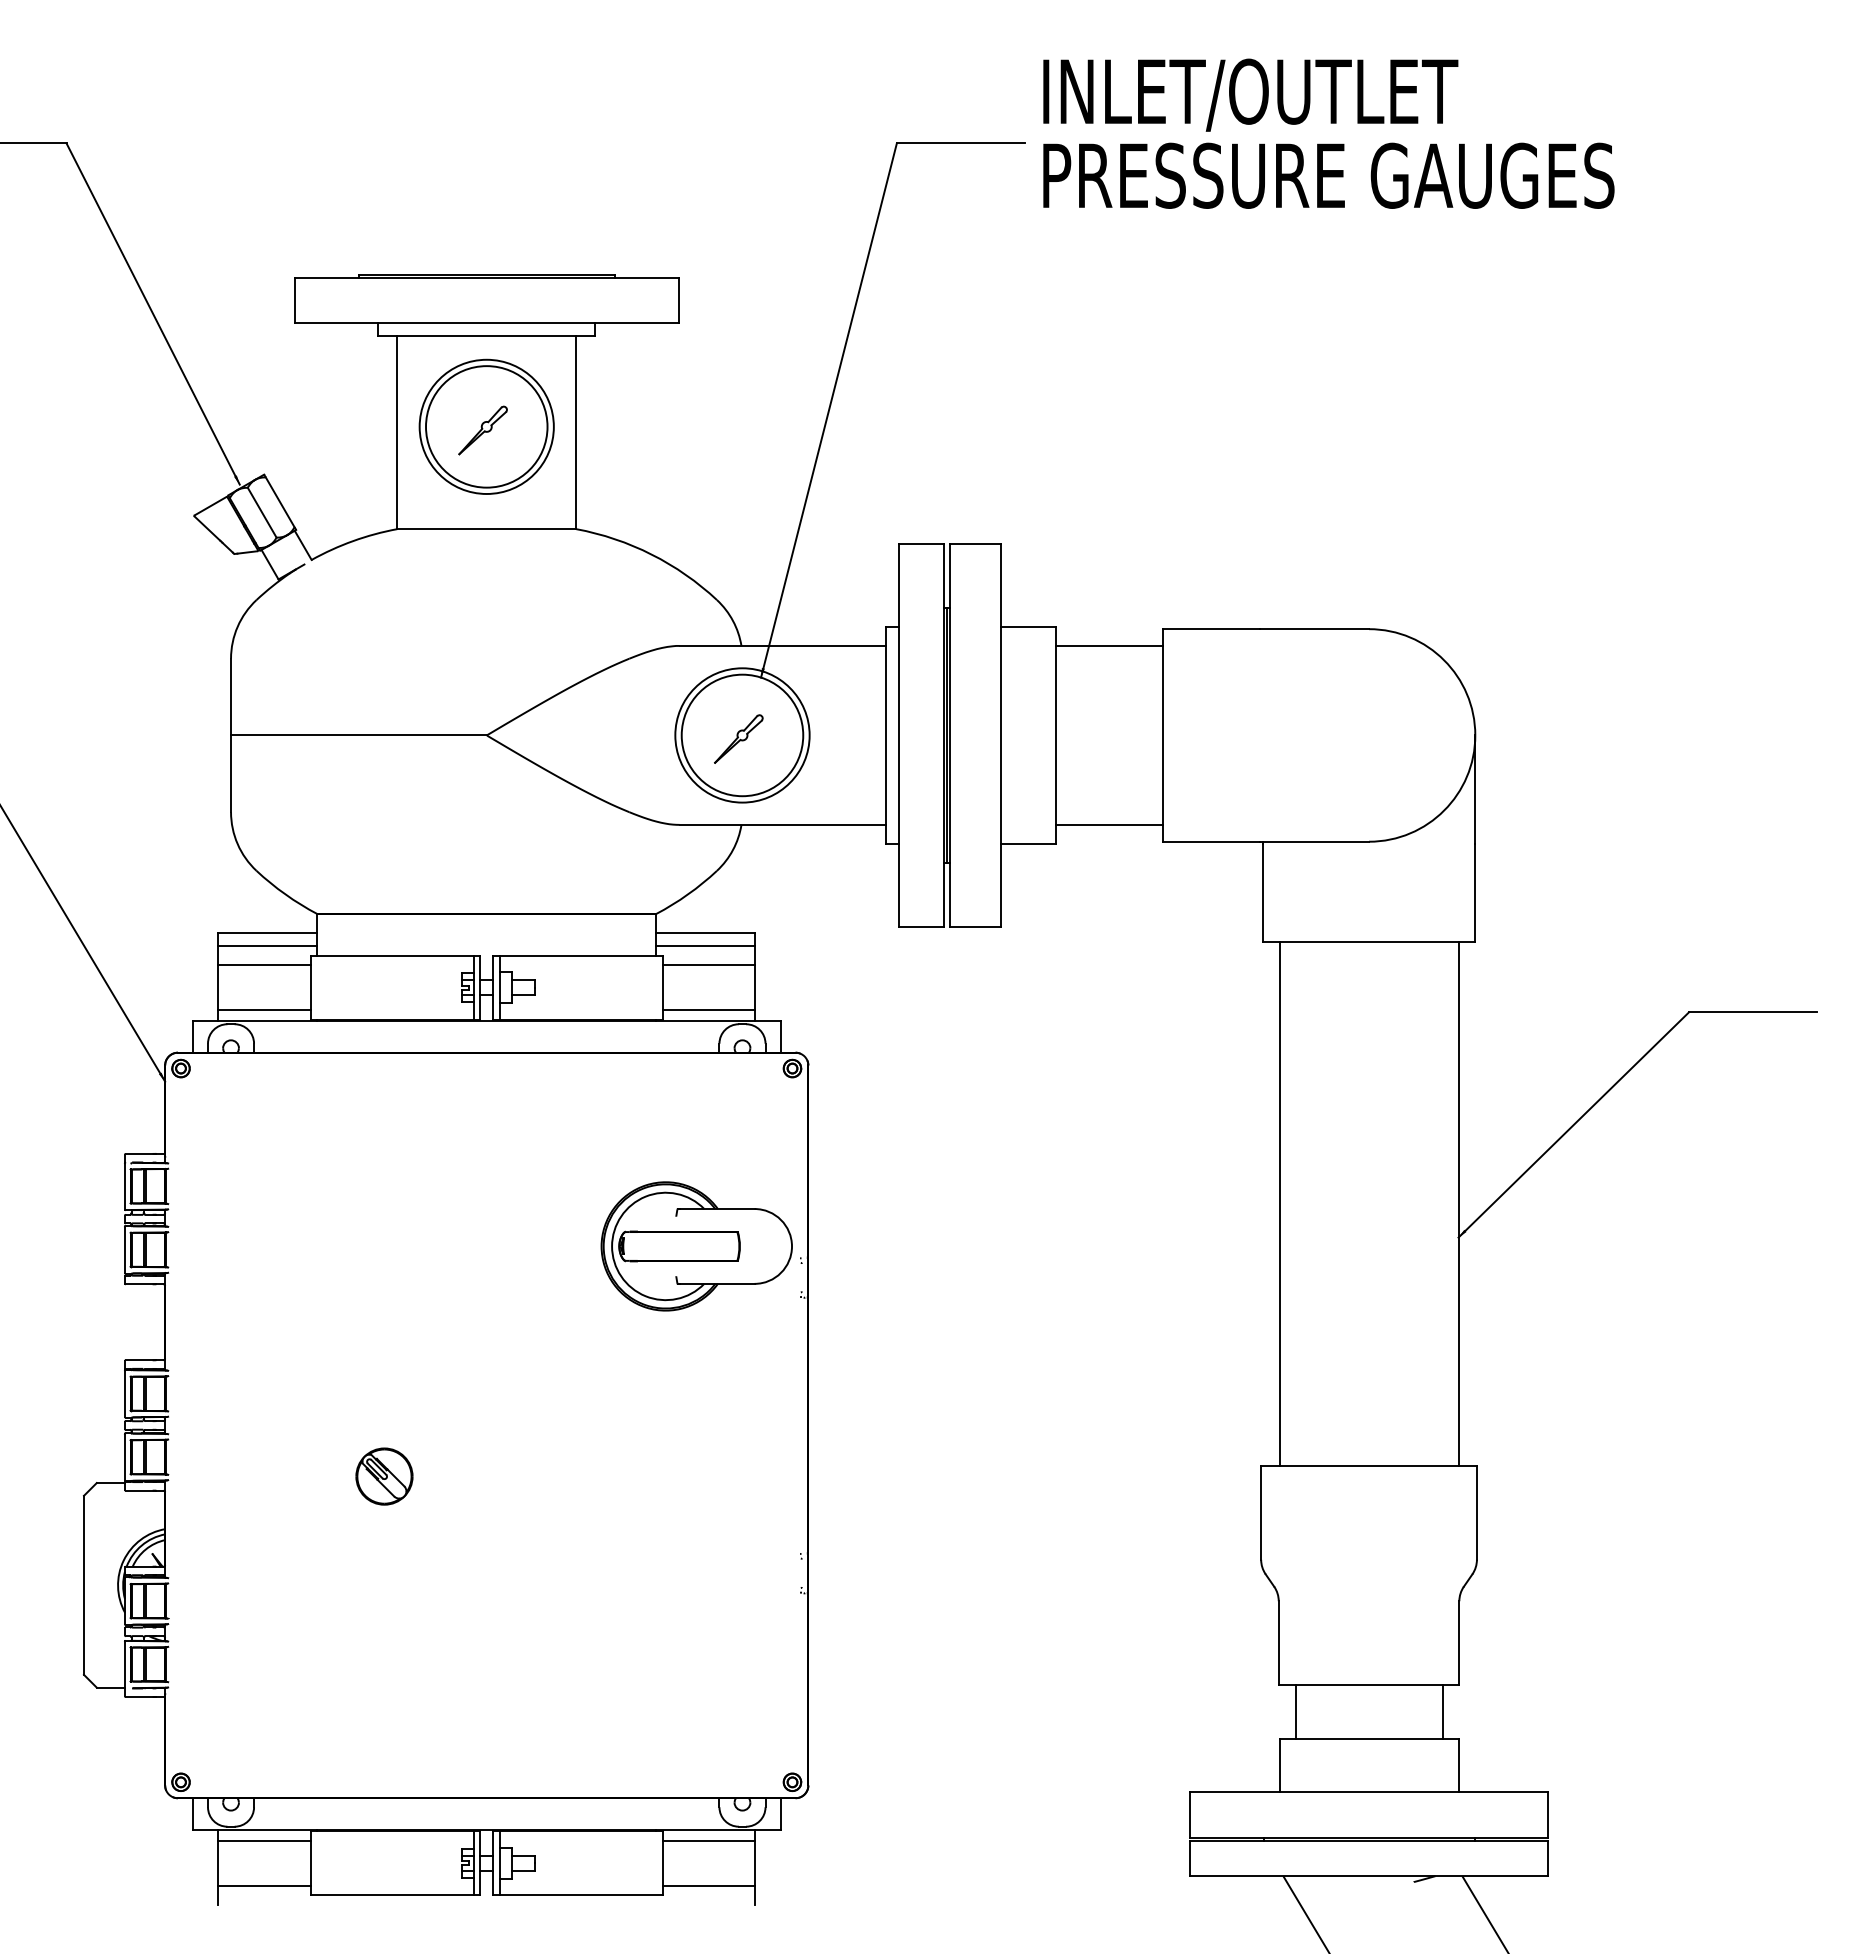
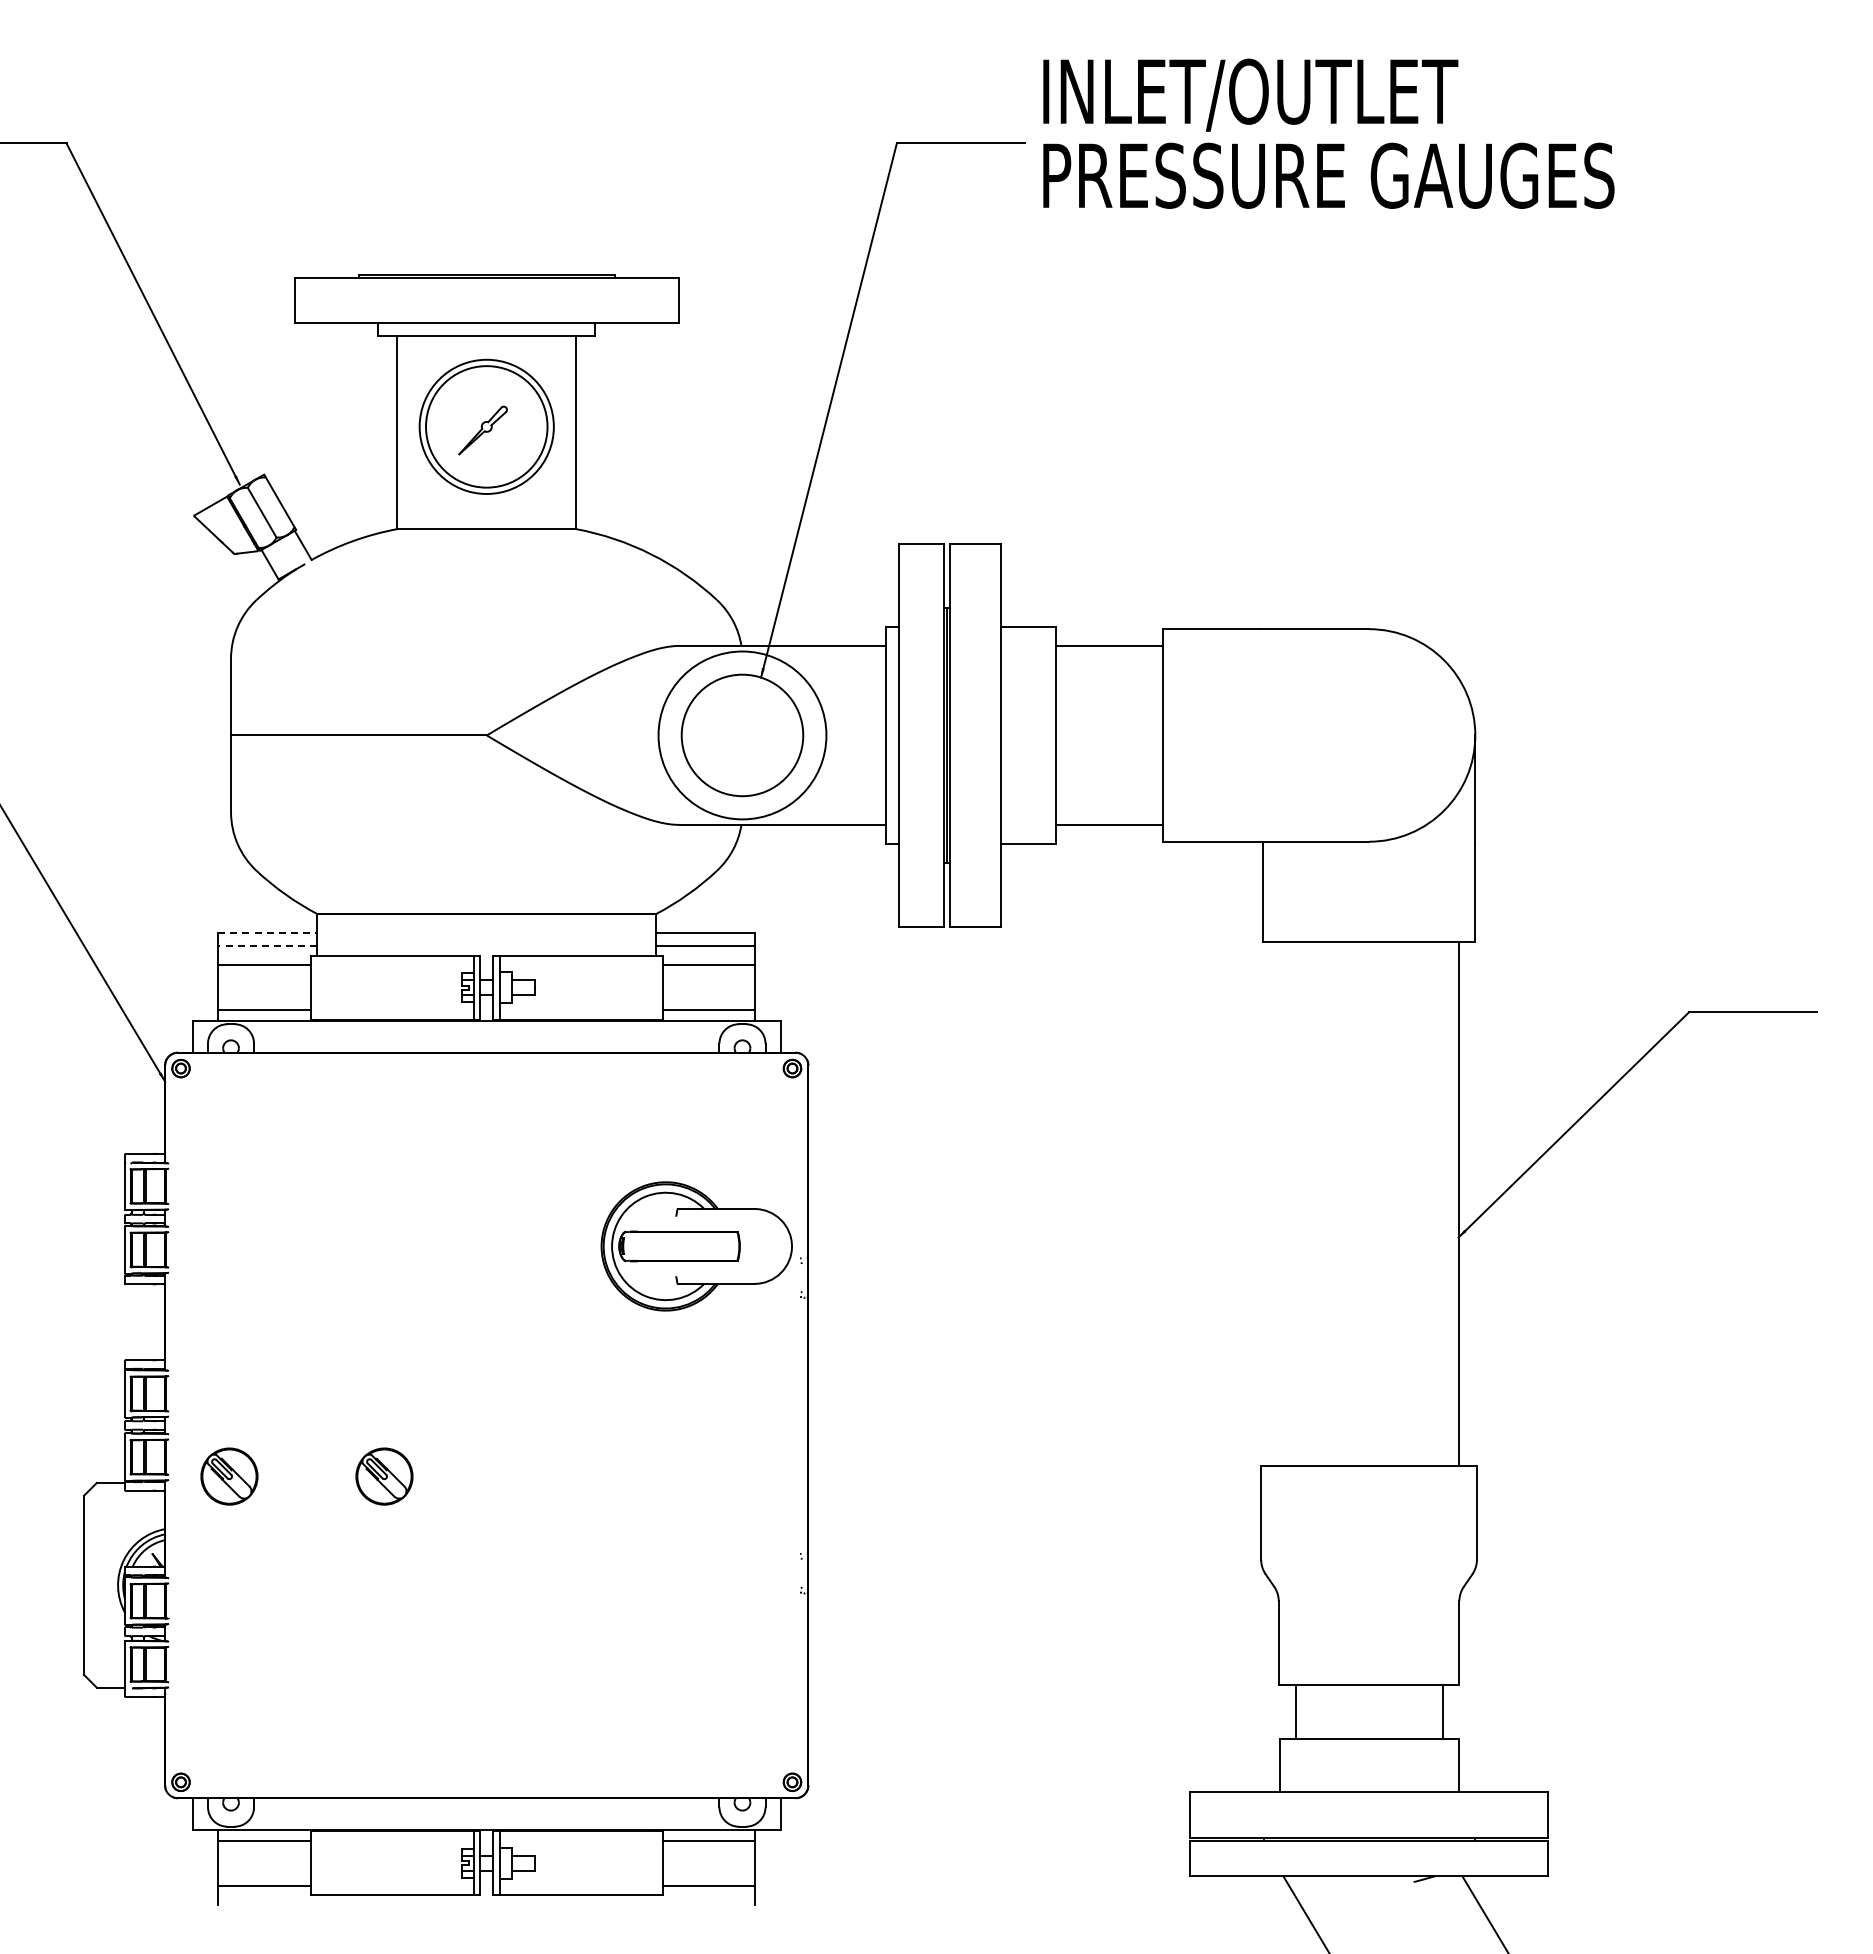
circle diameter: 134 px -> 168 px (742, 735)
part: present -> none (738, 738)
line: solid -> dashed (267, 933)
line: solid -> dashed (267, 945)
line: present -> none (1279, 1203)
part: none -> present (229, 1476)
